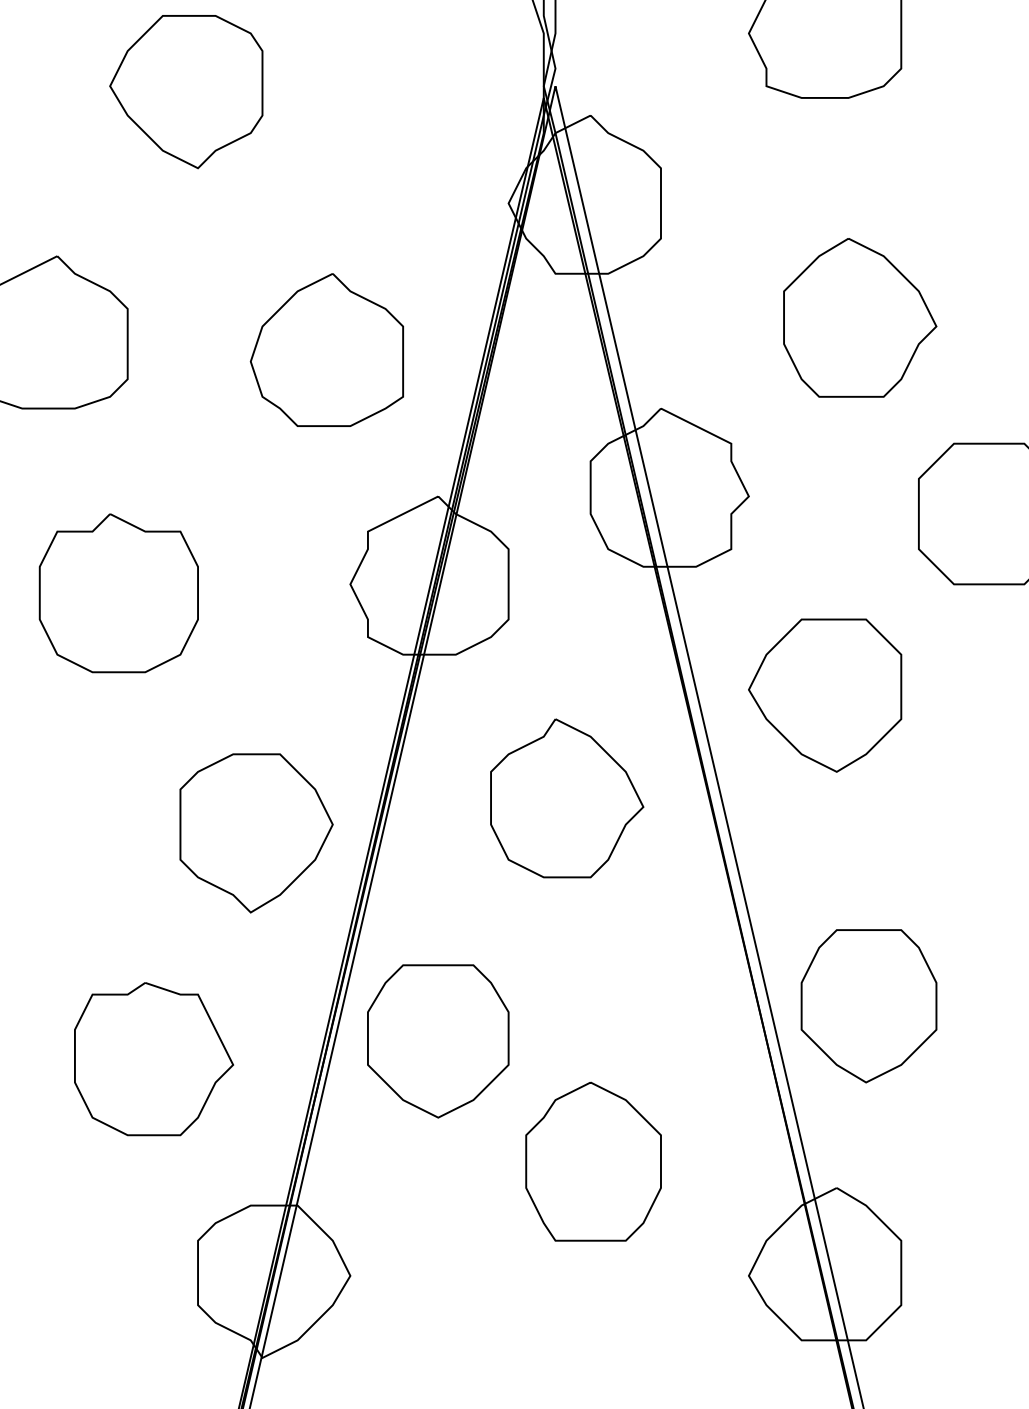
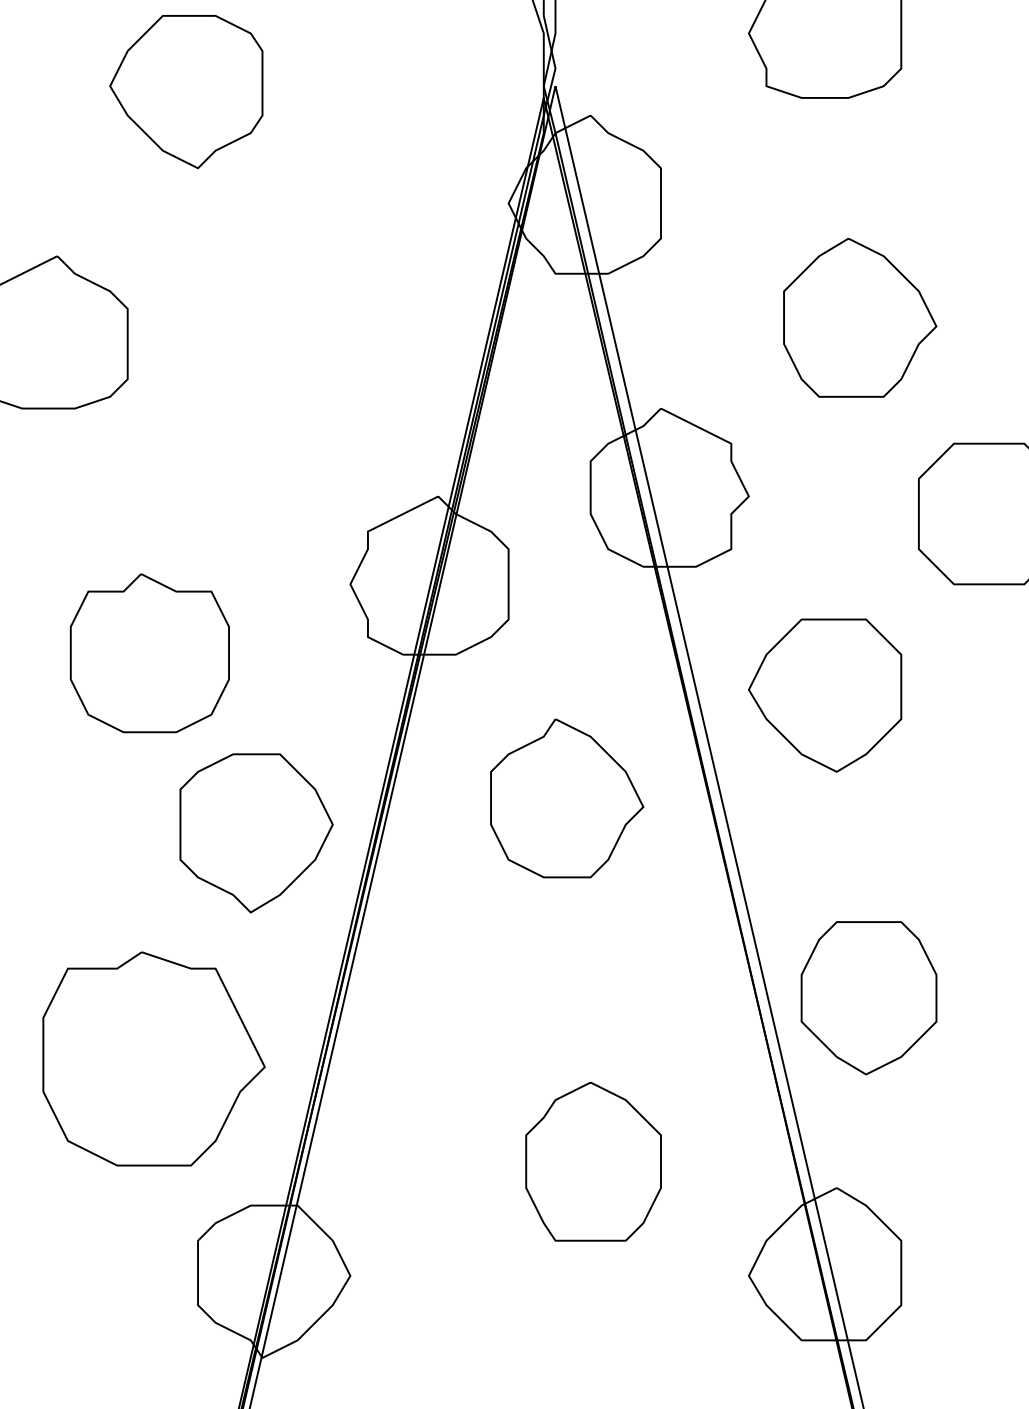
part: present -> none (326, 349)
part position: (118, 593) -> (149, 653) (149, 653)
part position: (868, 1006) -> (868, 998) (868, 998)
part: present -> none (438, 1041)
part size: 160x155 px -> 224x216 px (153, 1058)
